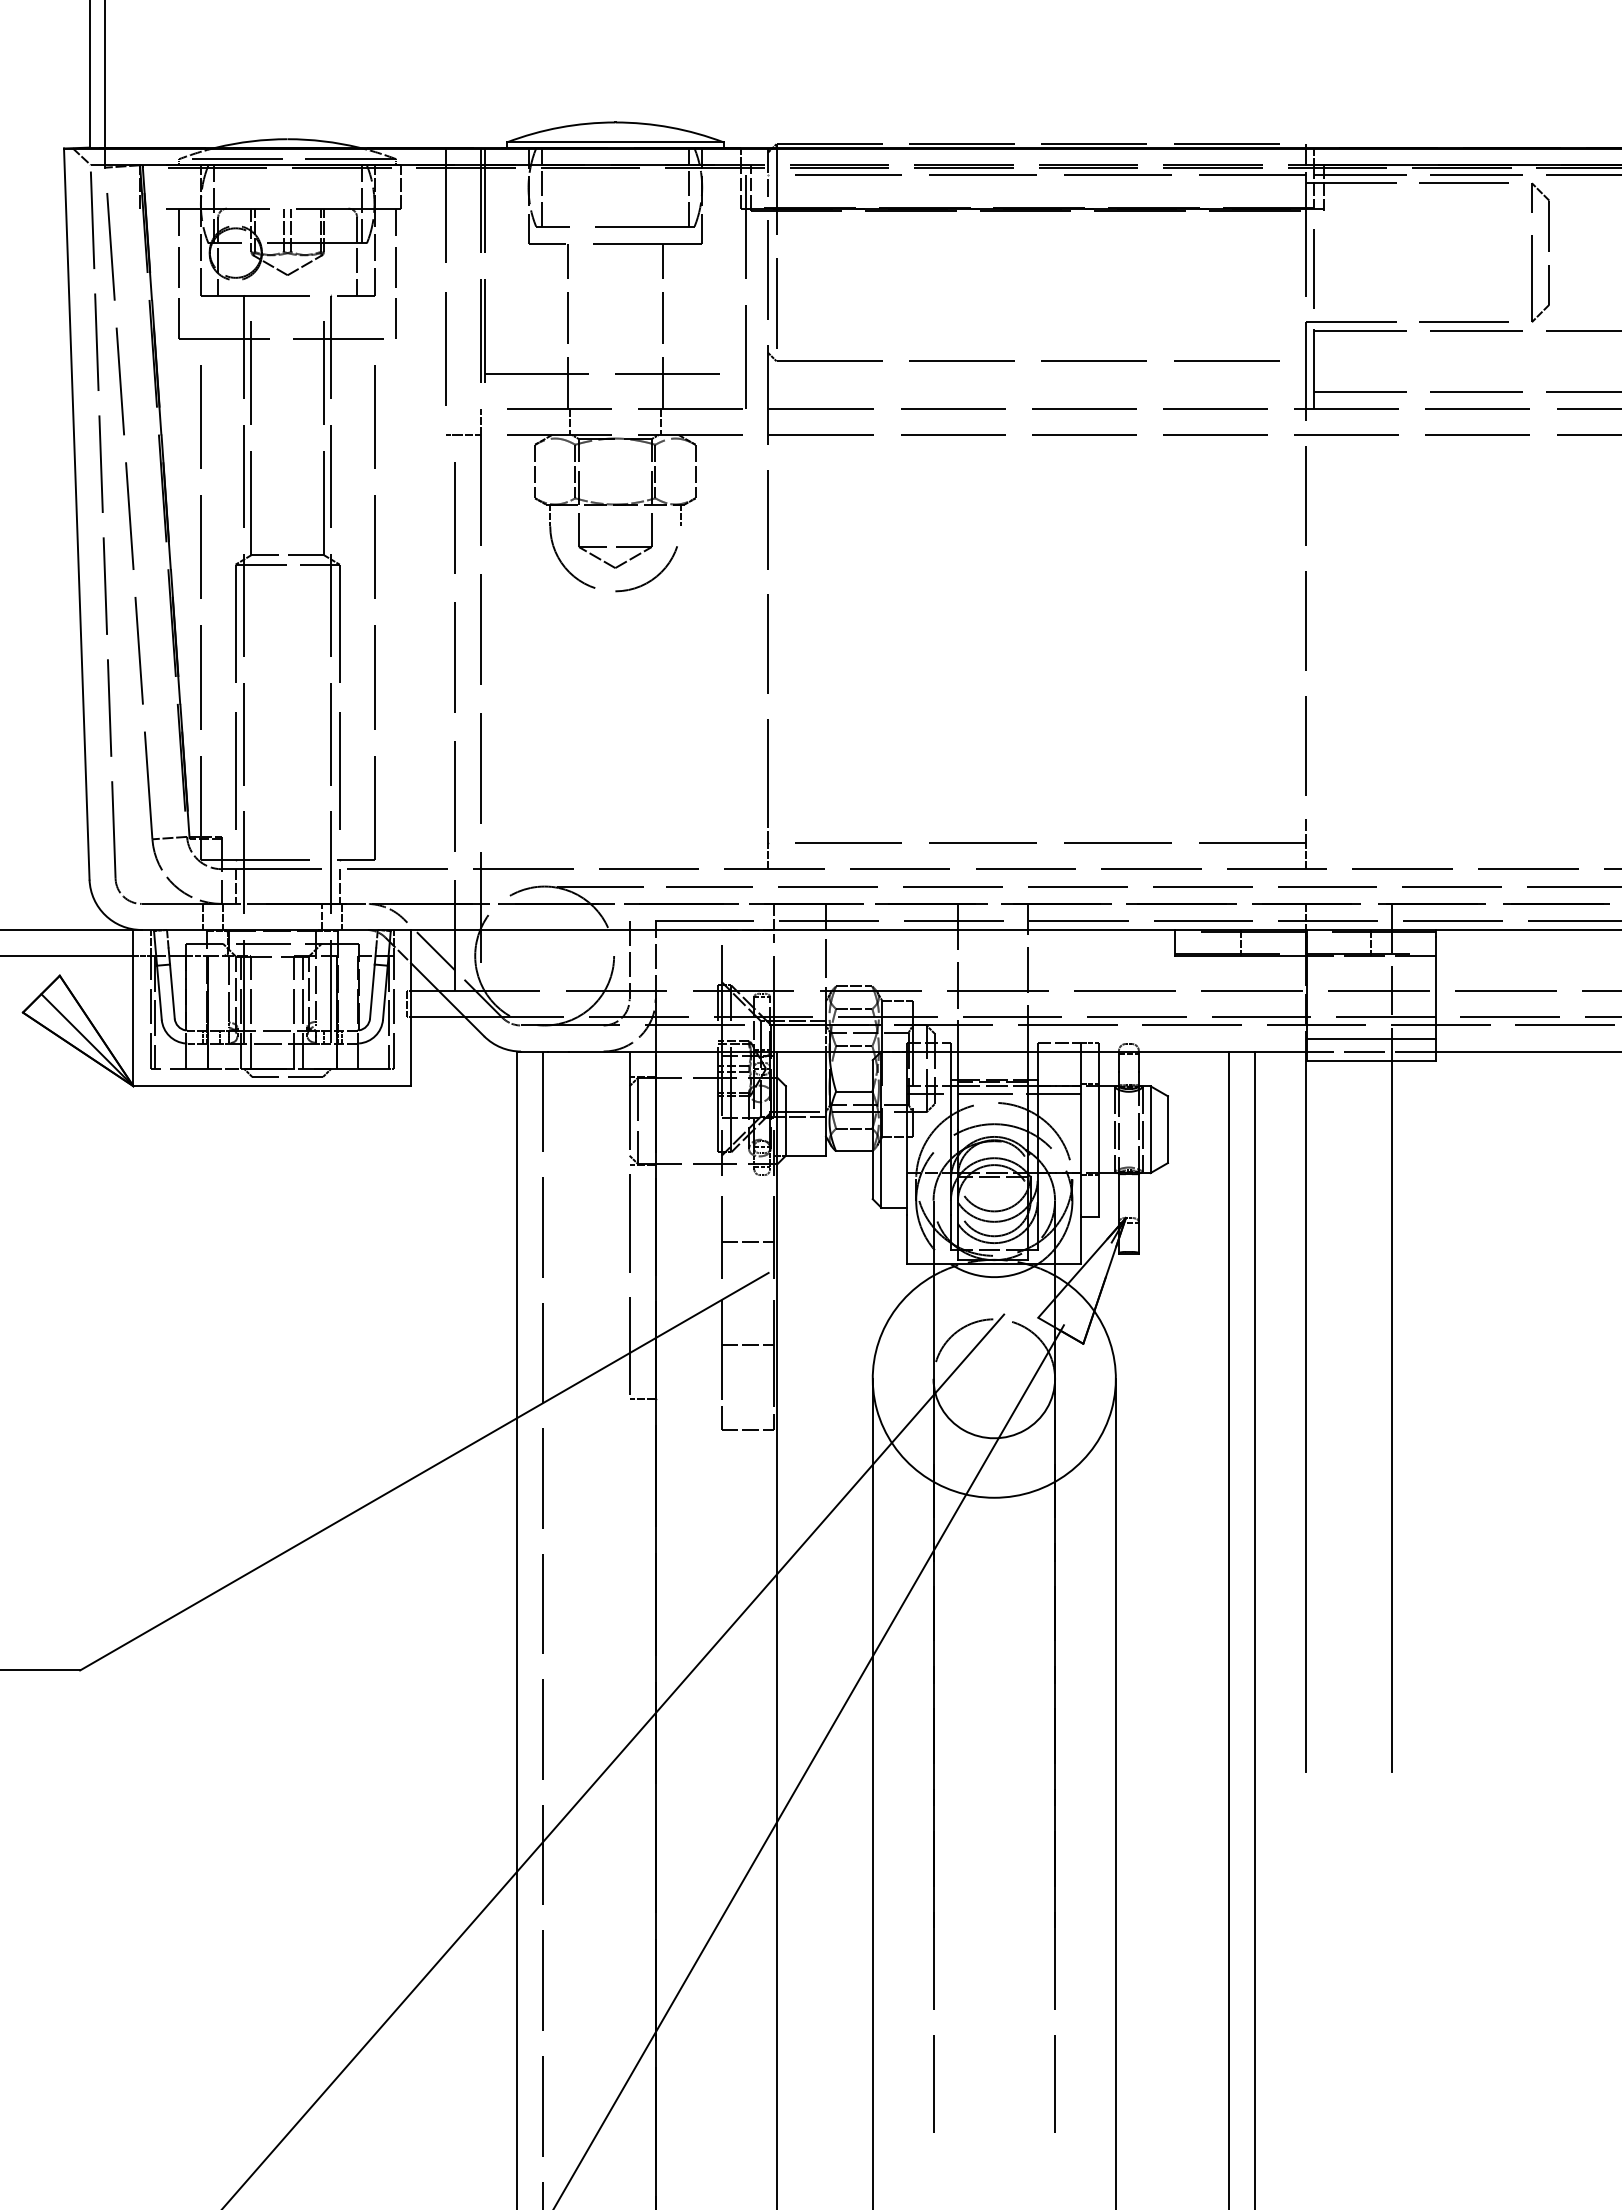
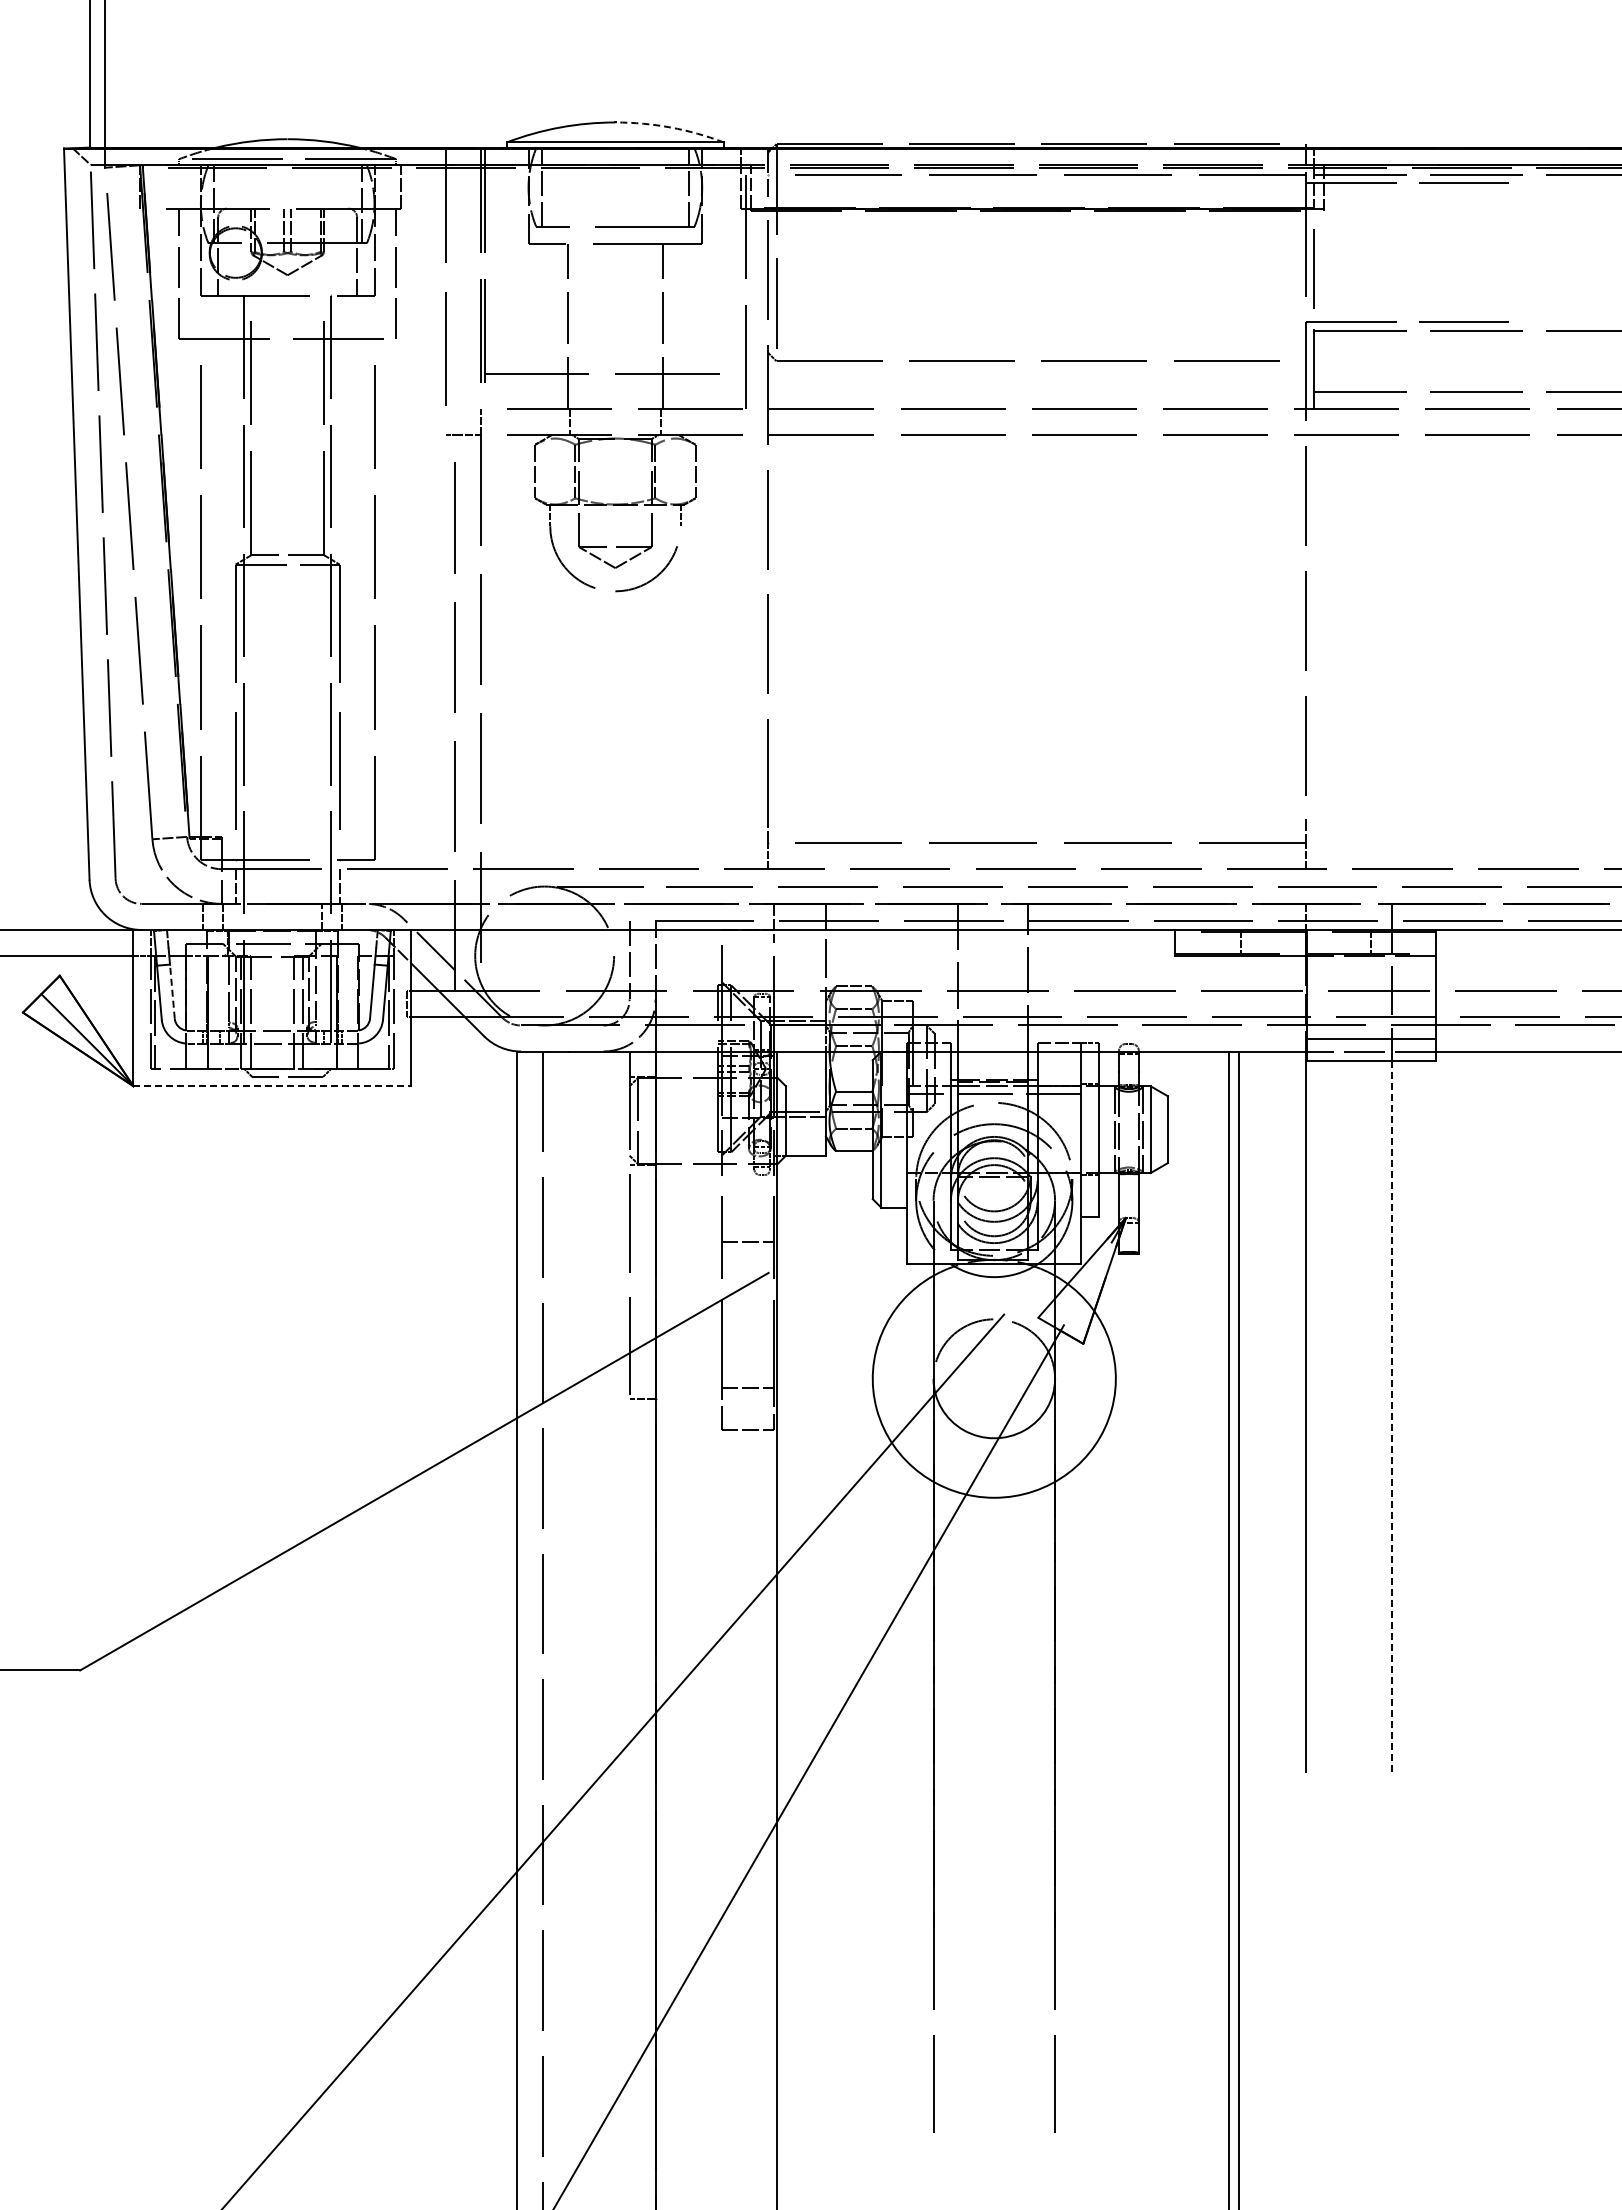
arc: solid -> dashed (670, 127)
part: present -> none (1532, 252)
line: solid -> dashed (172, 991)
line: solid -> dashed (272, 1086)
line position: (747, 1344) -> (747, 1387) (747, 1387)
line: solid -> dashed (1392, 1416)
line position: (1254, 1628) -> (1238, 1628) (1238, 1628)
line: present -> none (872, 1792)
line: present -> none (1115, 1792)
